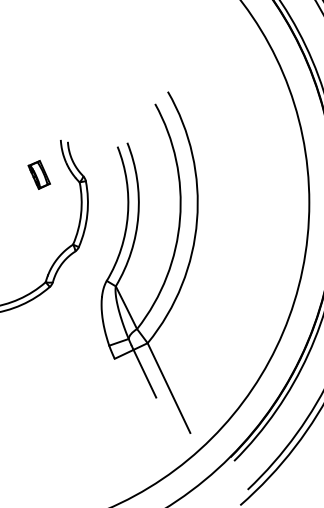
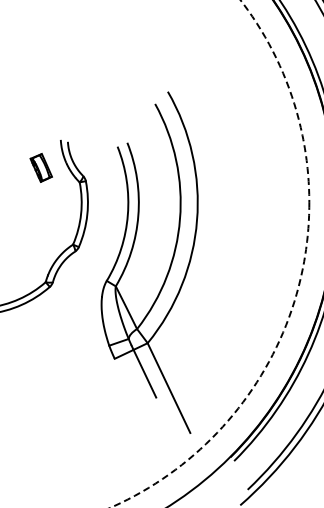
part position: (38, 174) -> (40, 167) (40, 167)
circle: solid -> dashed (209, 253)
